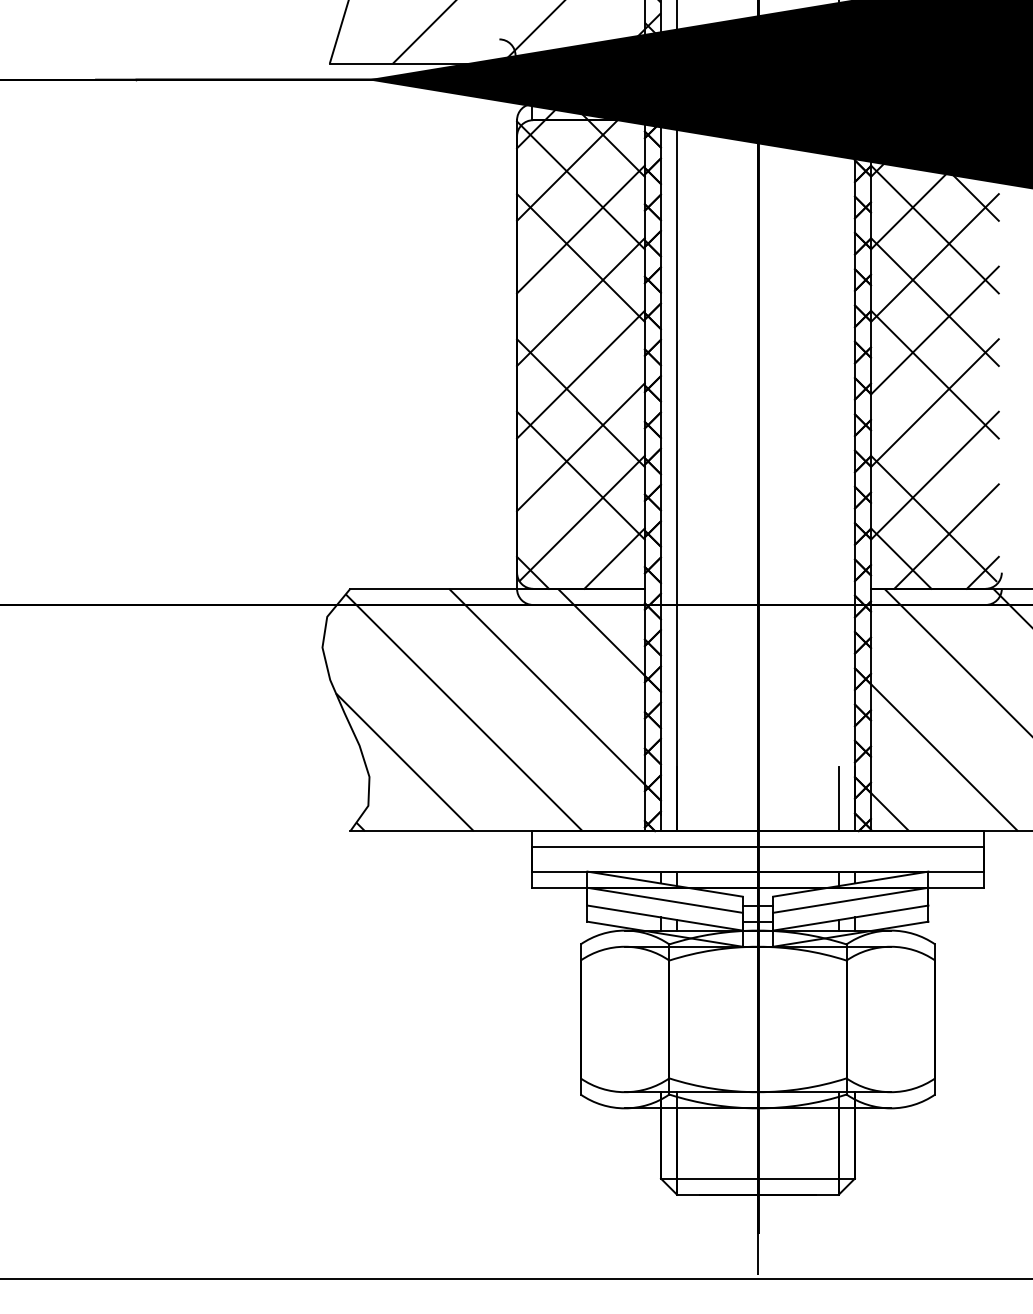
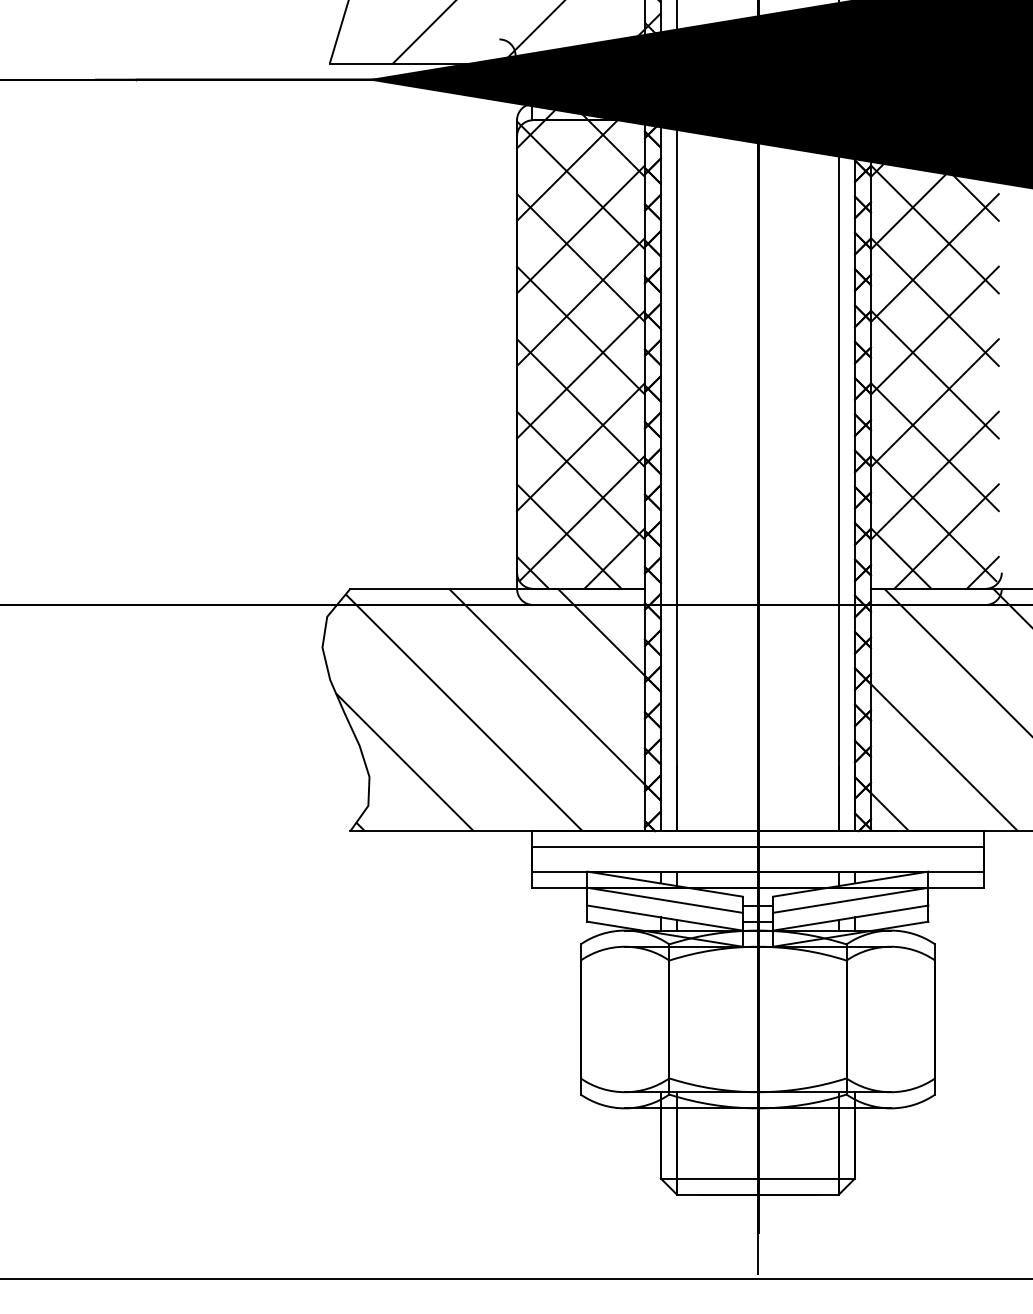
line: none -> present (580, 330)
line: none -> present (934, 447)
line: none -> present (838, 467)
line: none -> present (569, 536)
